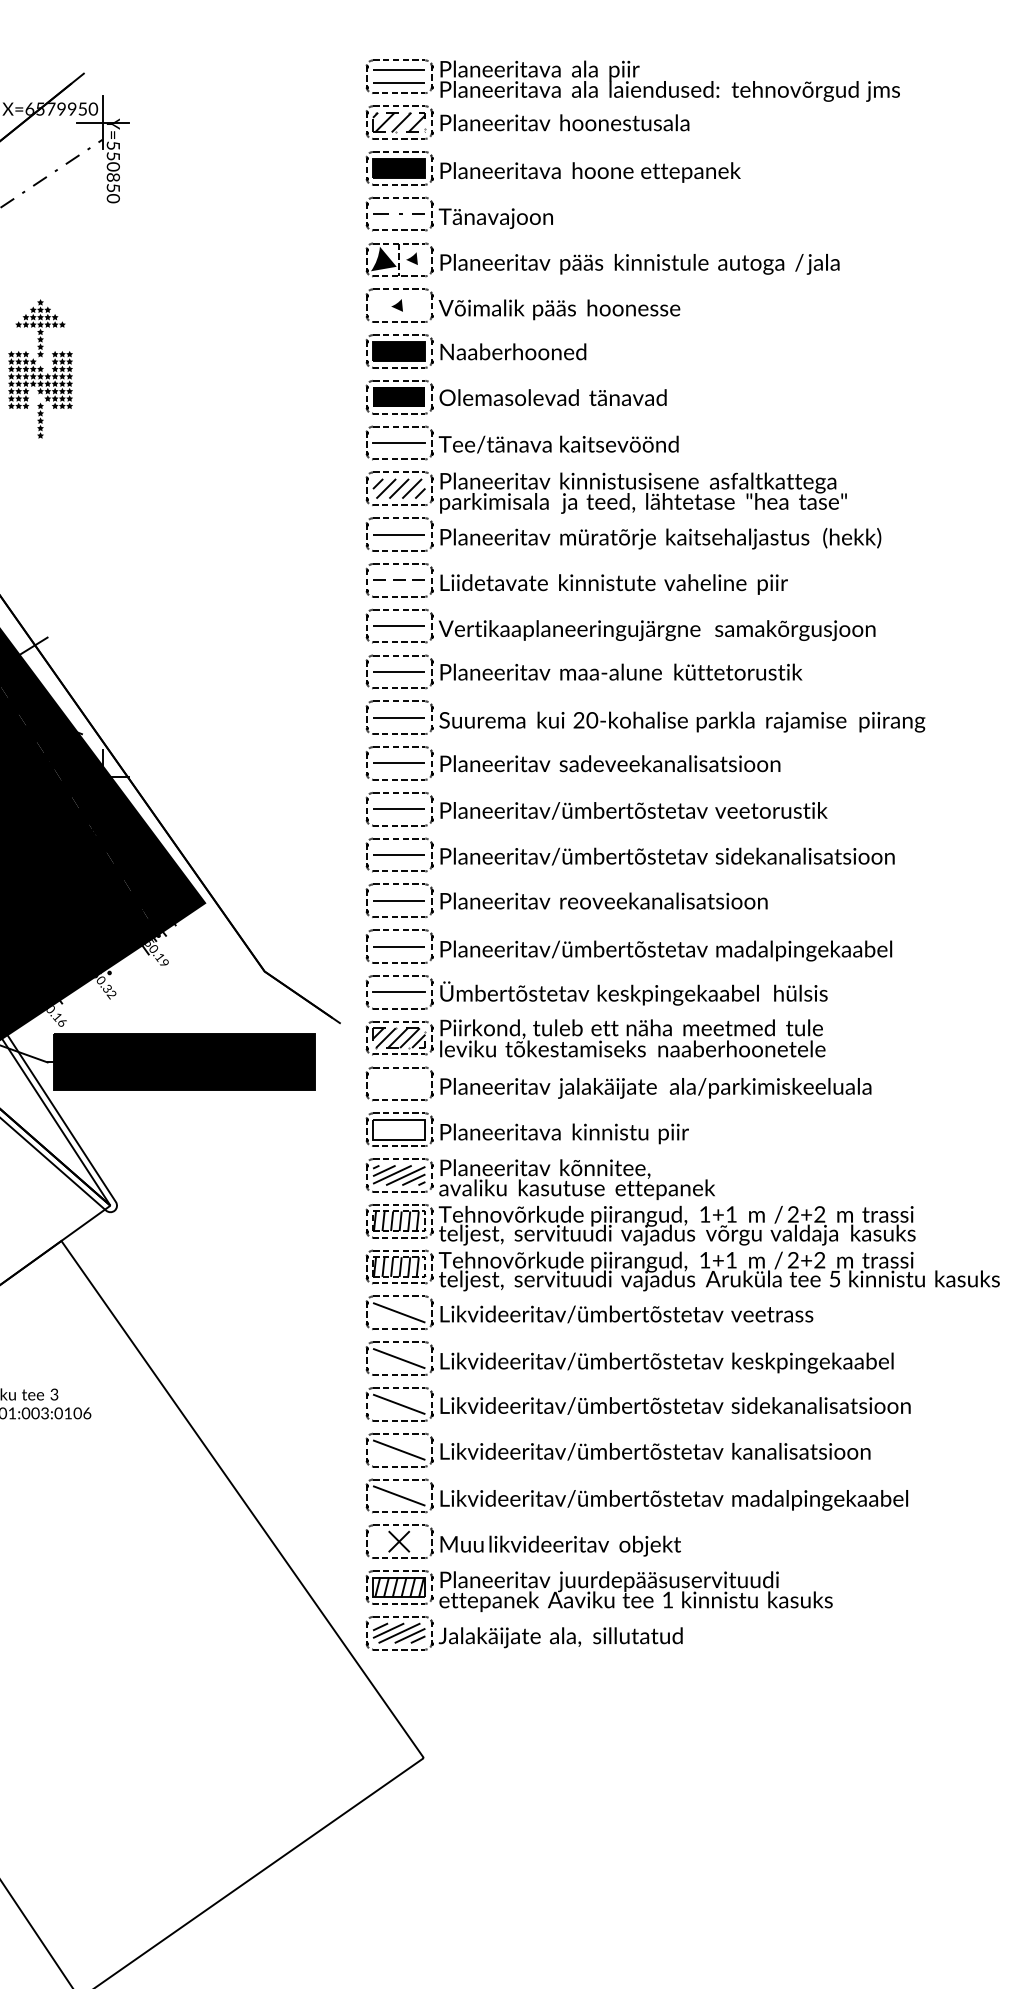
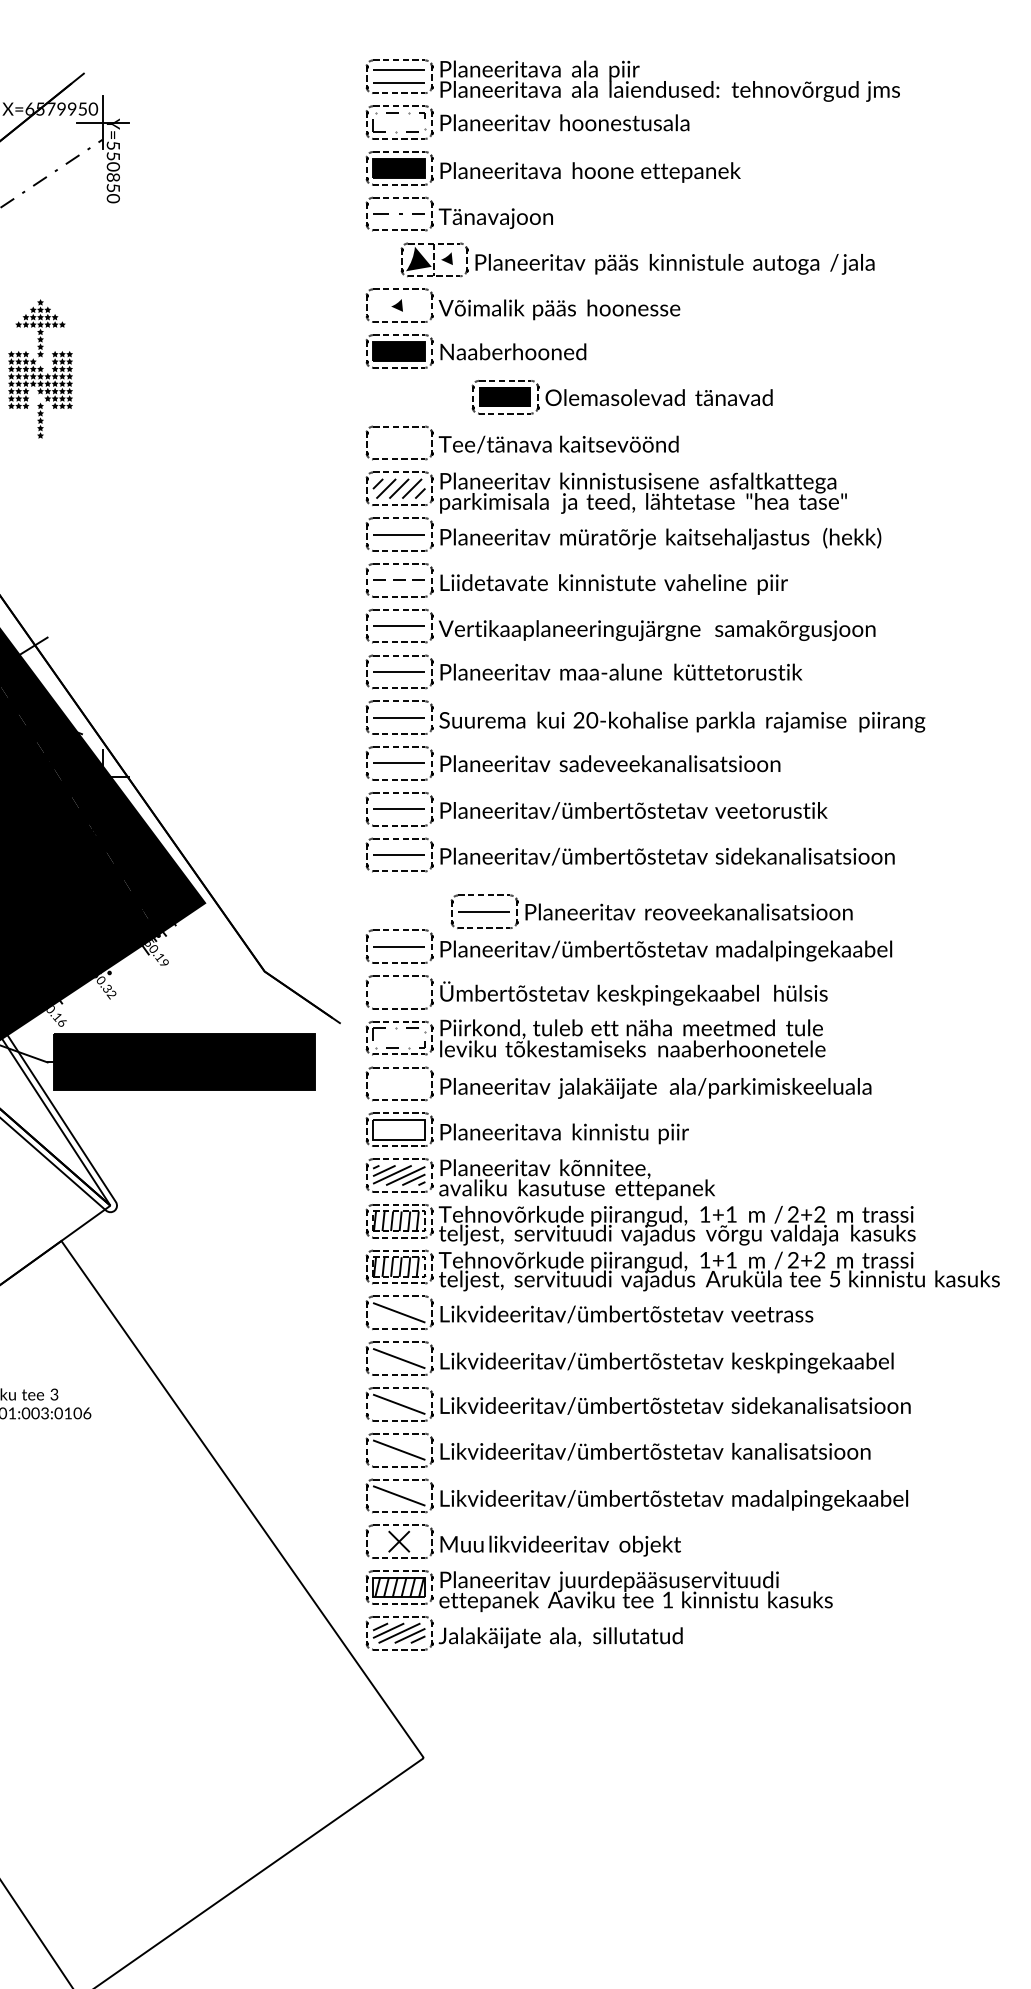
hatch: present -> none (399, 122)
part position: (602, 259) -> (637, 259) (637, 259)
part position: (515, 397) -> (621, 397) (621, 397)
line: present -> none (399, 443)
part position: (566, 900) -> (651, 911) (651, 911)
line: present -> none (399, 992)
hatch: present -> none (399, 1037)
